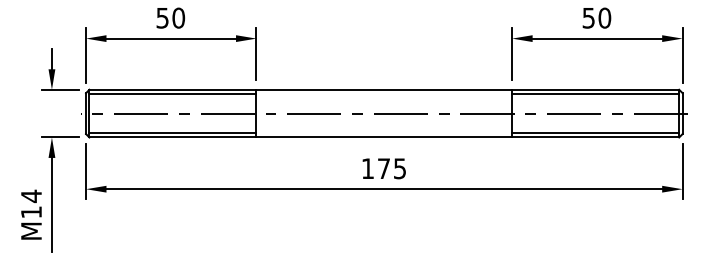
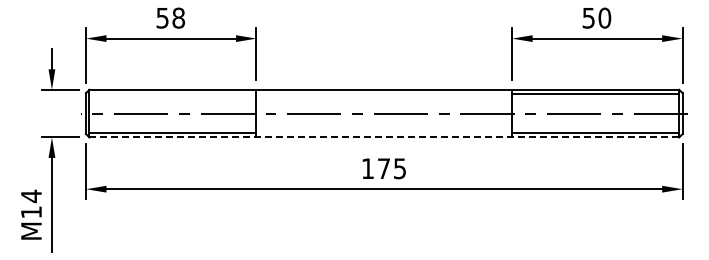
text: 50 -> 58 (178, 18)
line: present -> none (172, 93)
line: solid -> dashed (384, 137)
